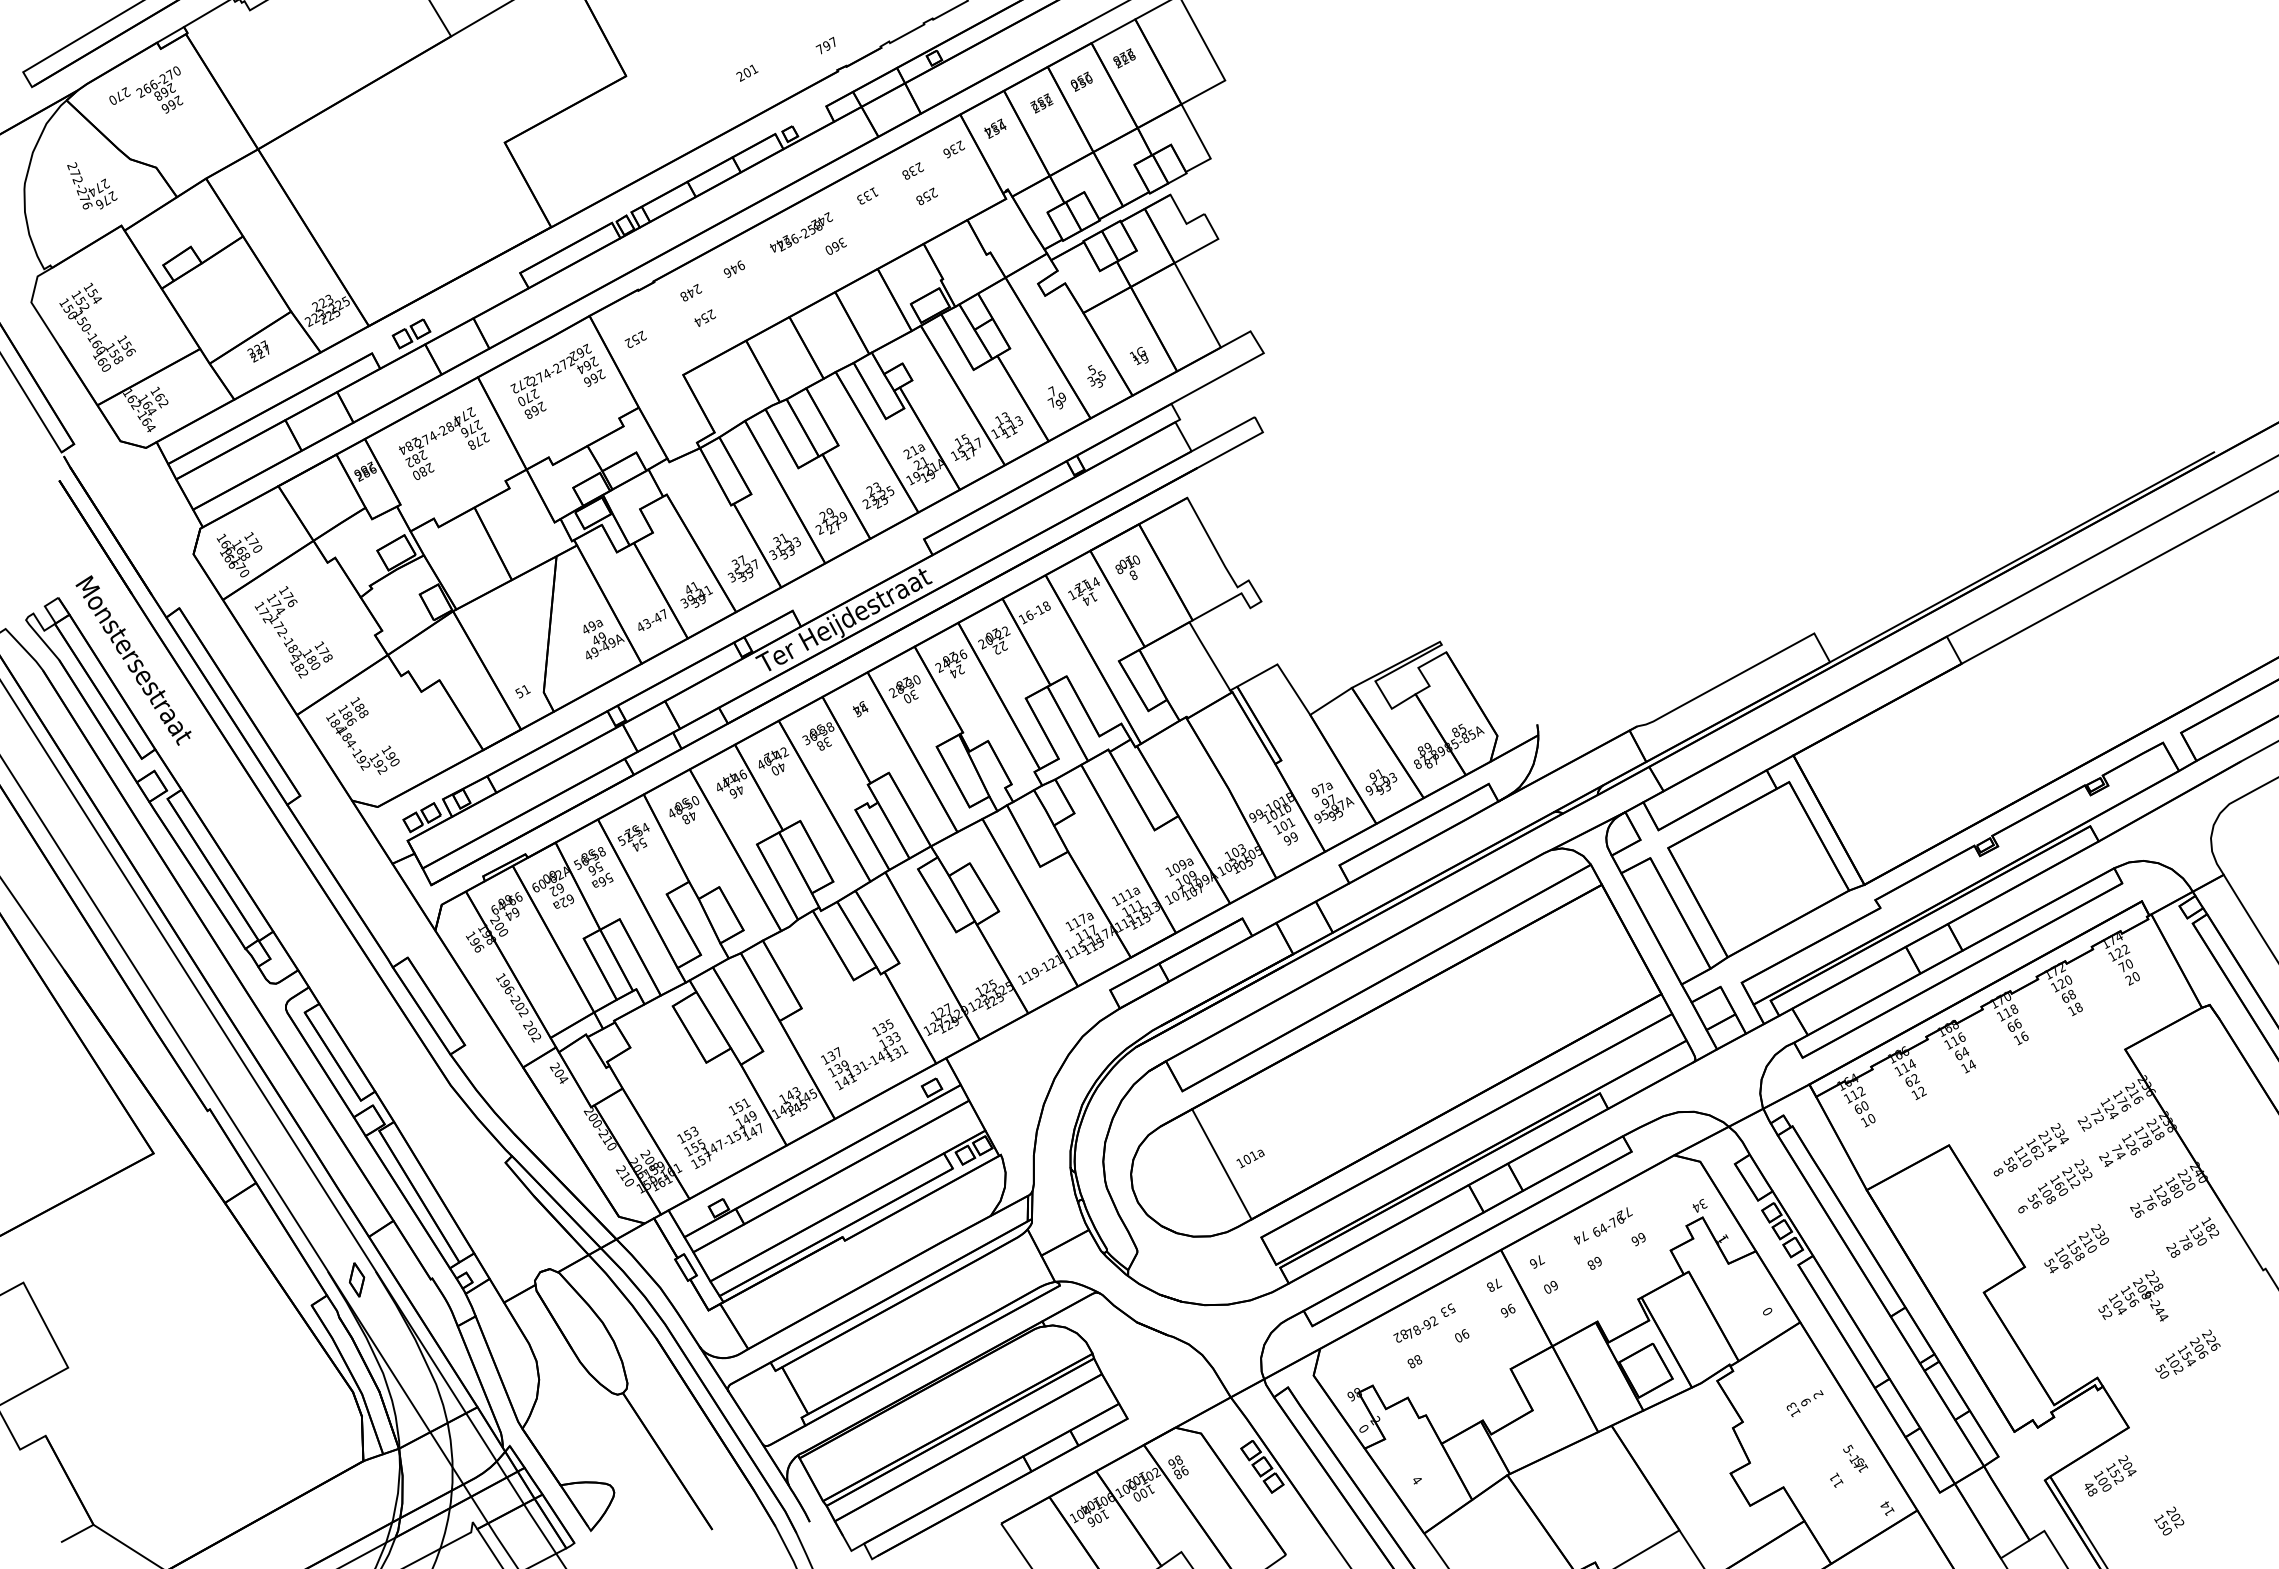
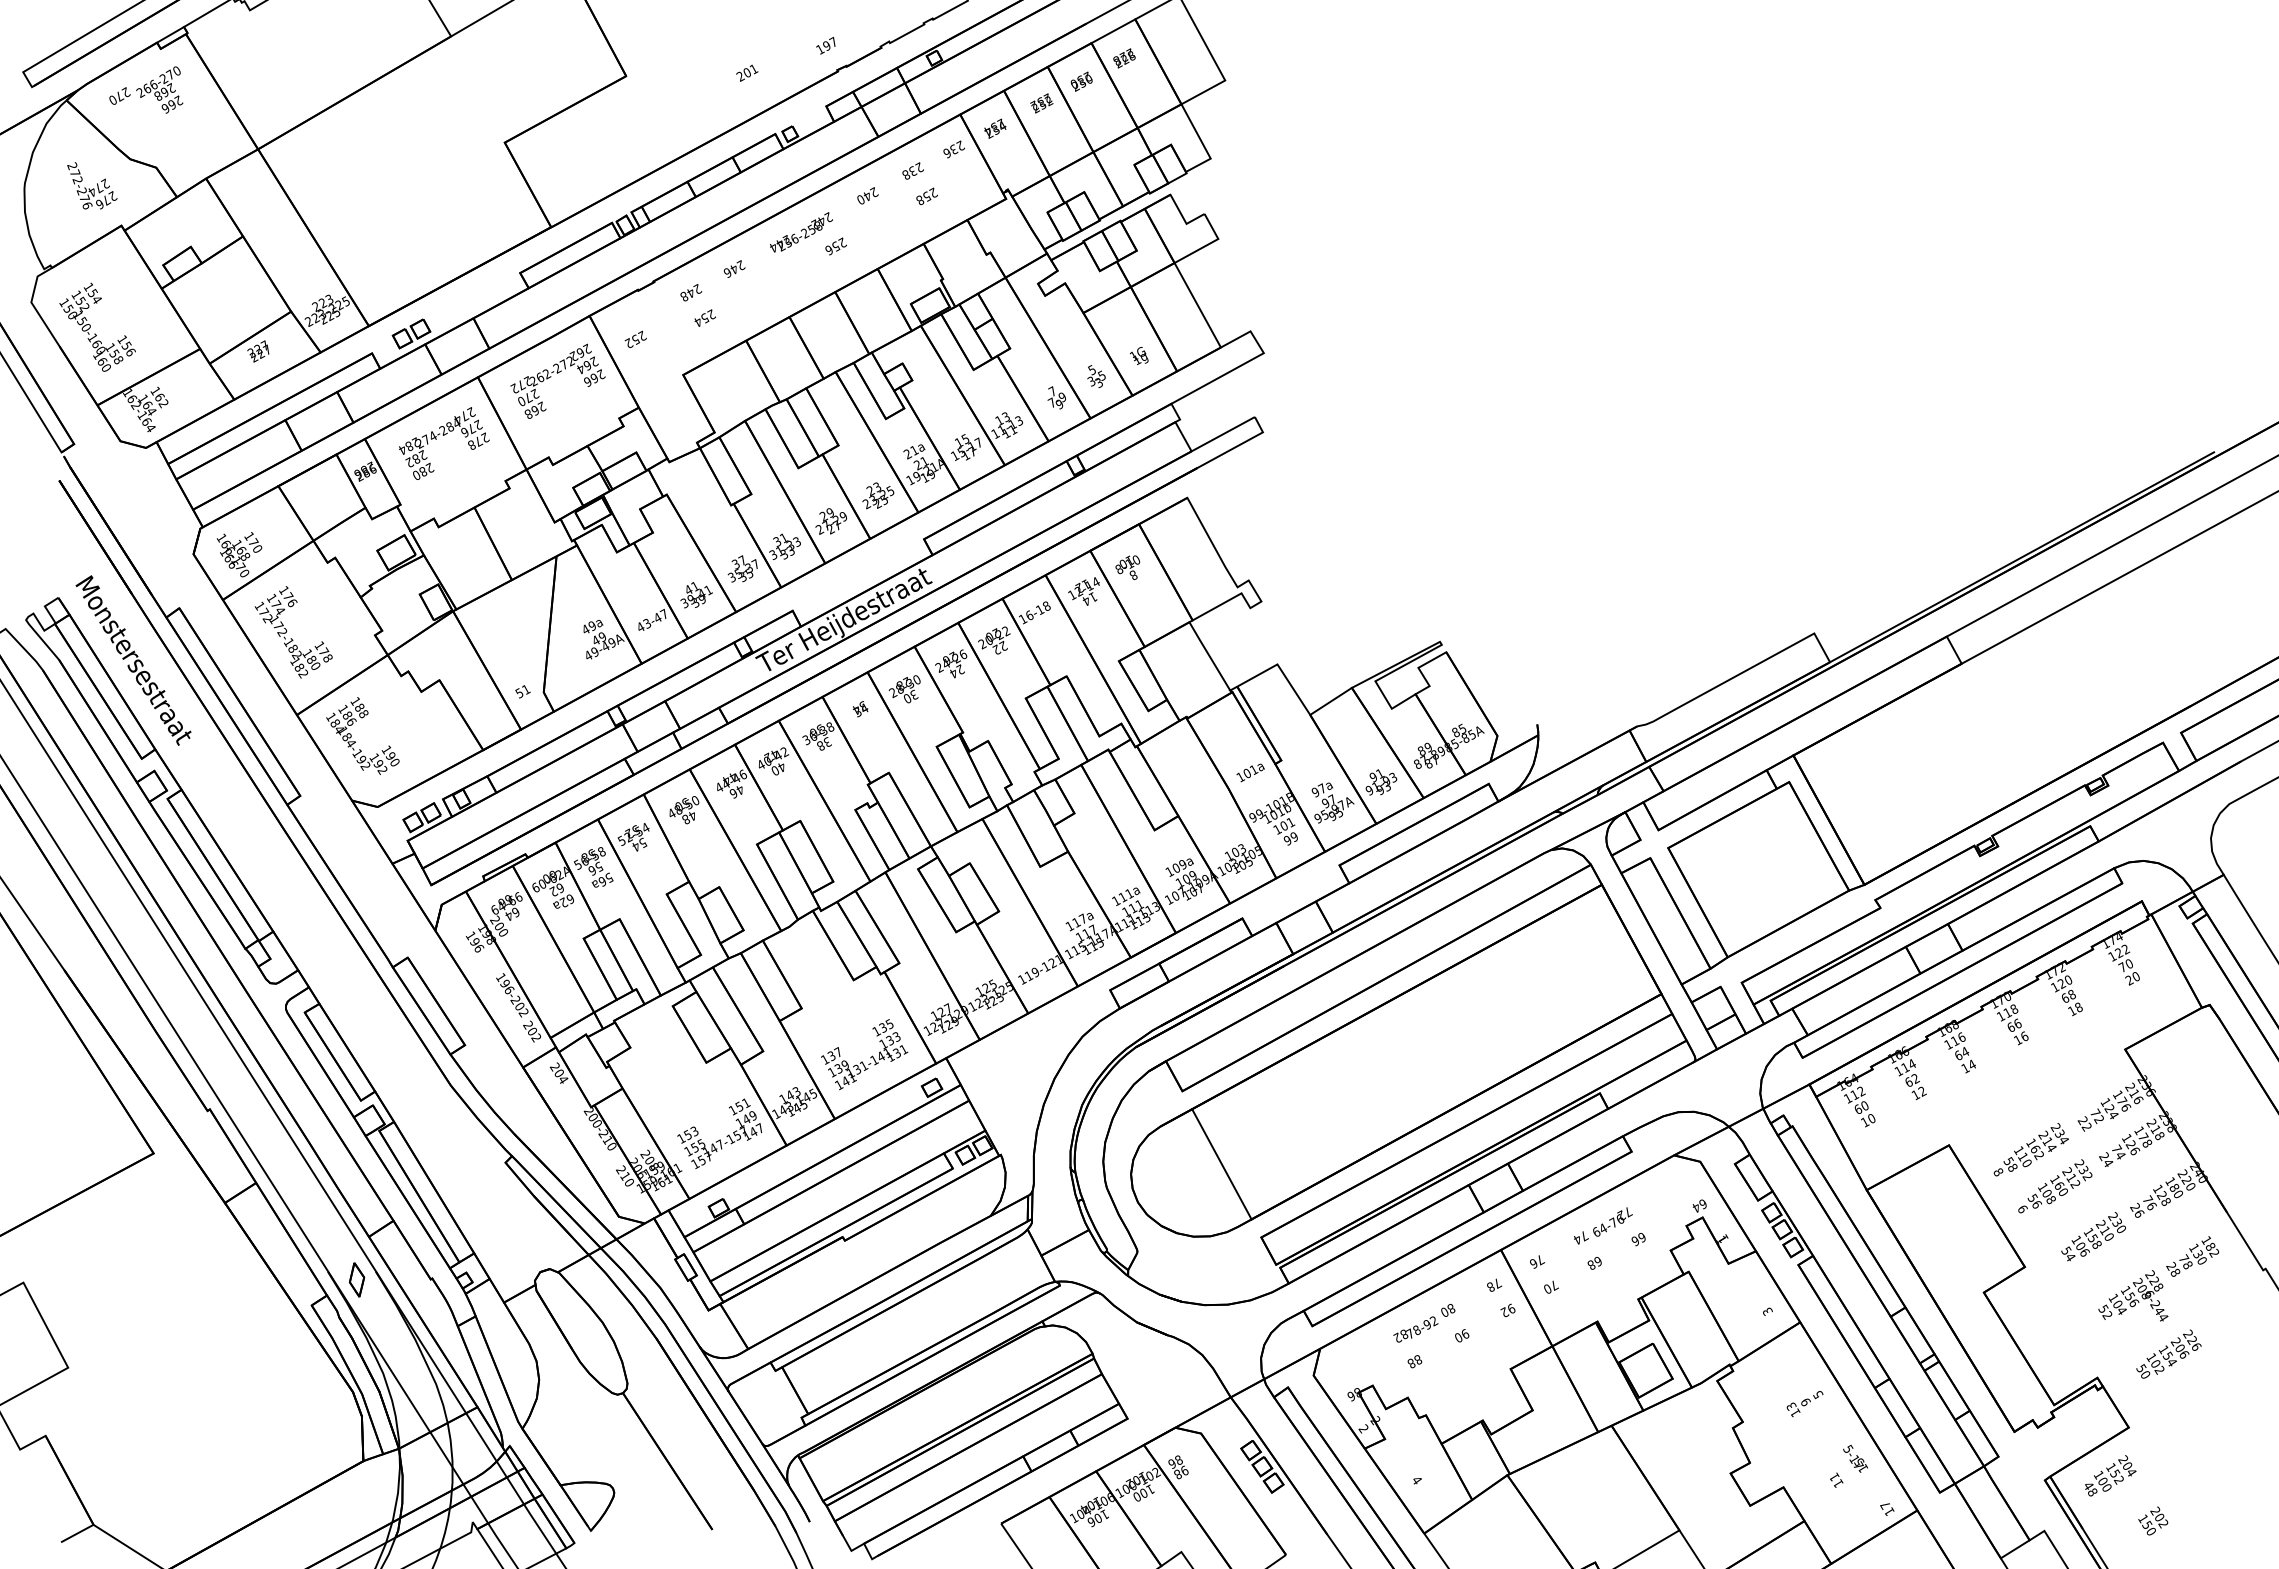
text: 797 -> 197 (819, 49)
text: 133 -> 240 (867, 195)
text: 360 -> 256 (835, 246)
text: 946 -> 246 (740, 264)
text: 274-272 -> 262-272 (543, 375)
text position: (1250, 1158) -> (1250, 772) (1250, 772)
text: 34 -> 64 (1703, 1203)
text position: (2192, 1237) -> (2192, 1256) (2192, 1256)
text position: (2076, 1248) -> (2093, 1236) (2093, 1236)
text: 60 -> 70 (1554, 1285)
text: 53 -> 80 (1448, 1309)
text: 0 -> 3 (1767, 1311)
text: 96 -> 92 (1504, 1312)
text position: (2187, 1353) -> (2168, 1353) (2168, 1353)
text: 2 -> 5 (1818, 1394)
text: 0 -> 2 (1362, 1428)
text: 14 -> 17 (1884, 1505)
text position: (2169, 1520) -> (2153, 1520) (2153, 1520)
